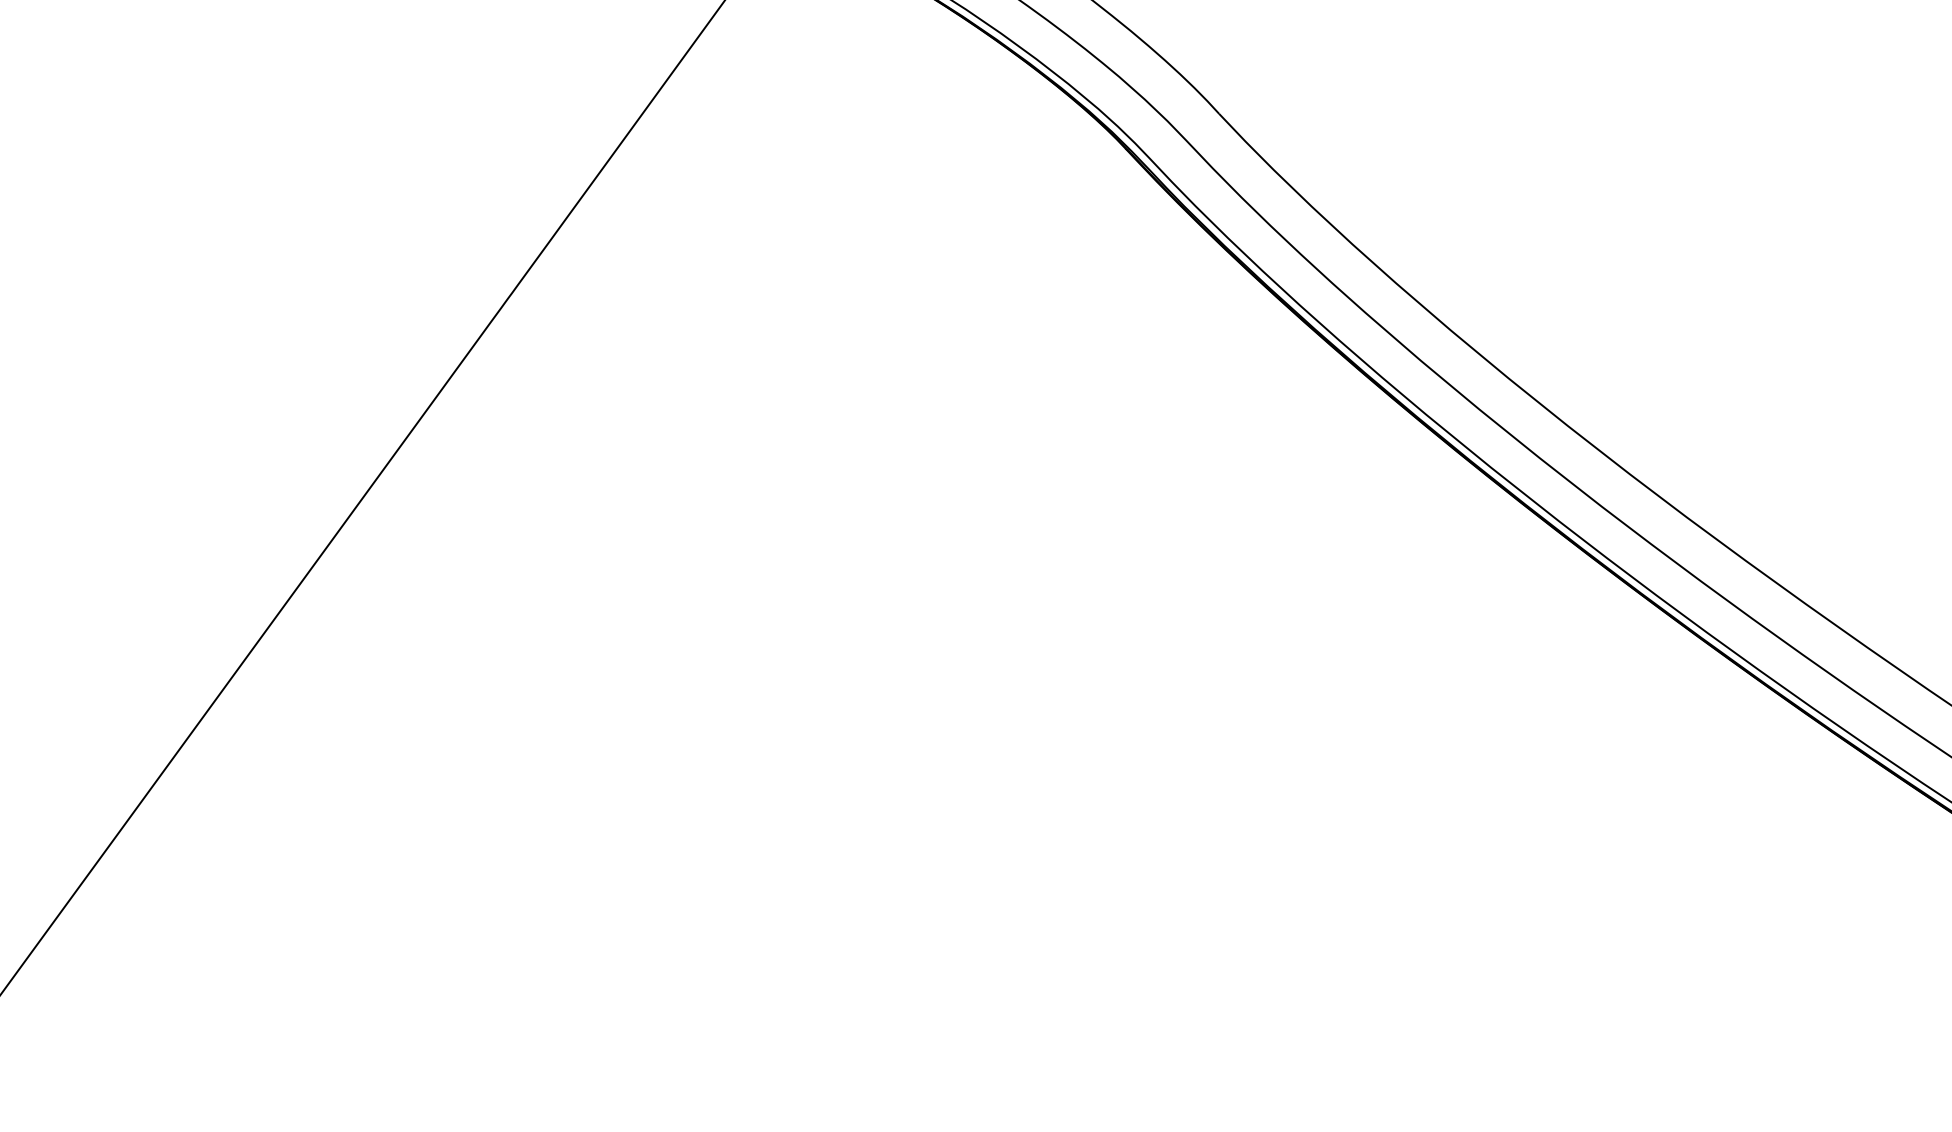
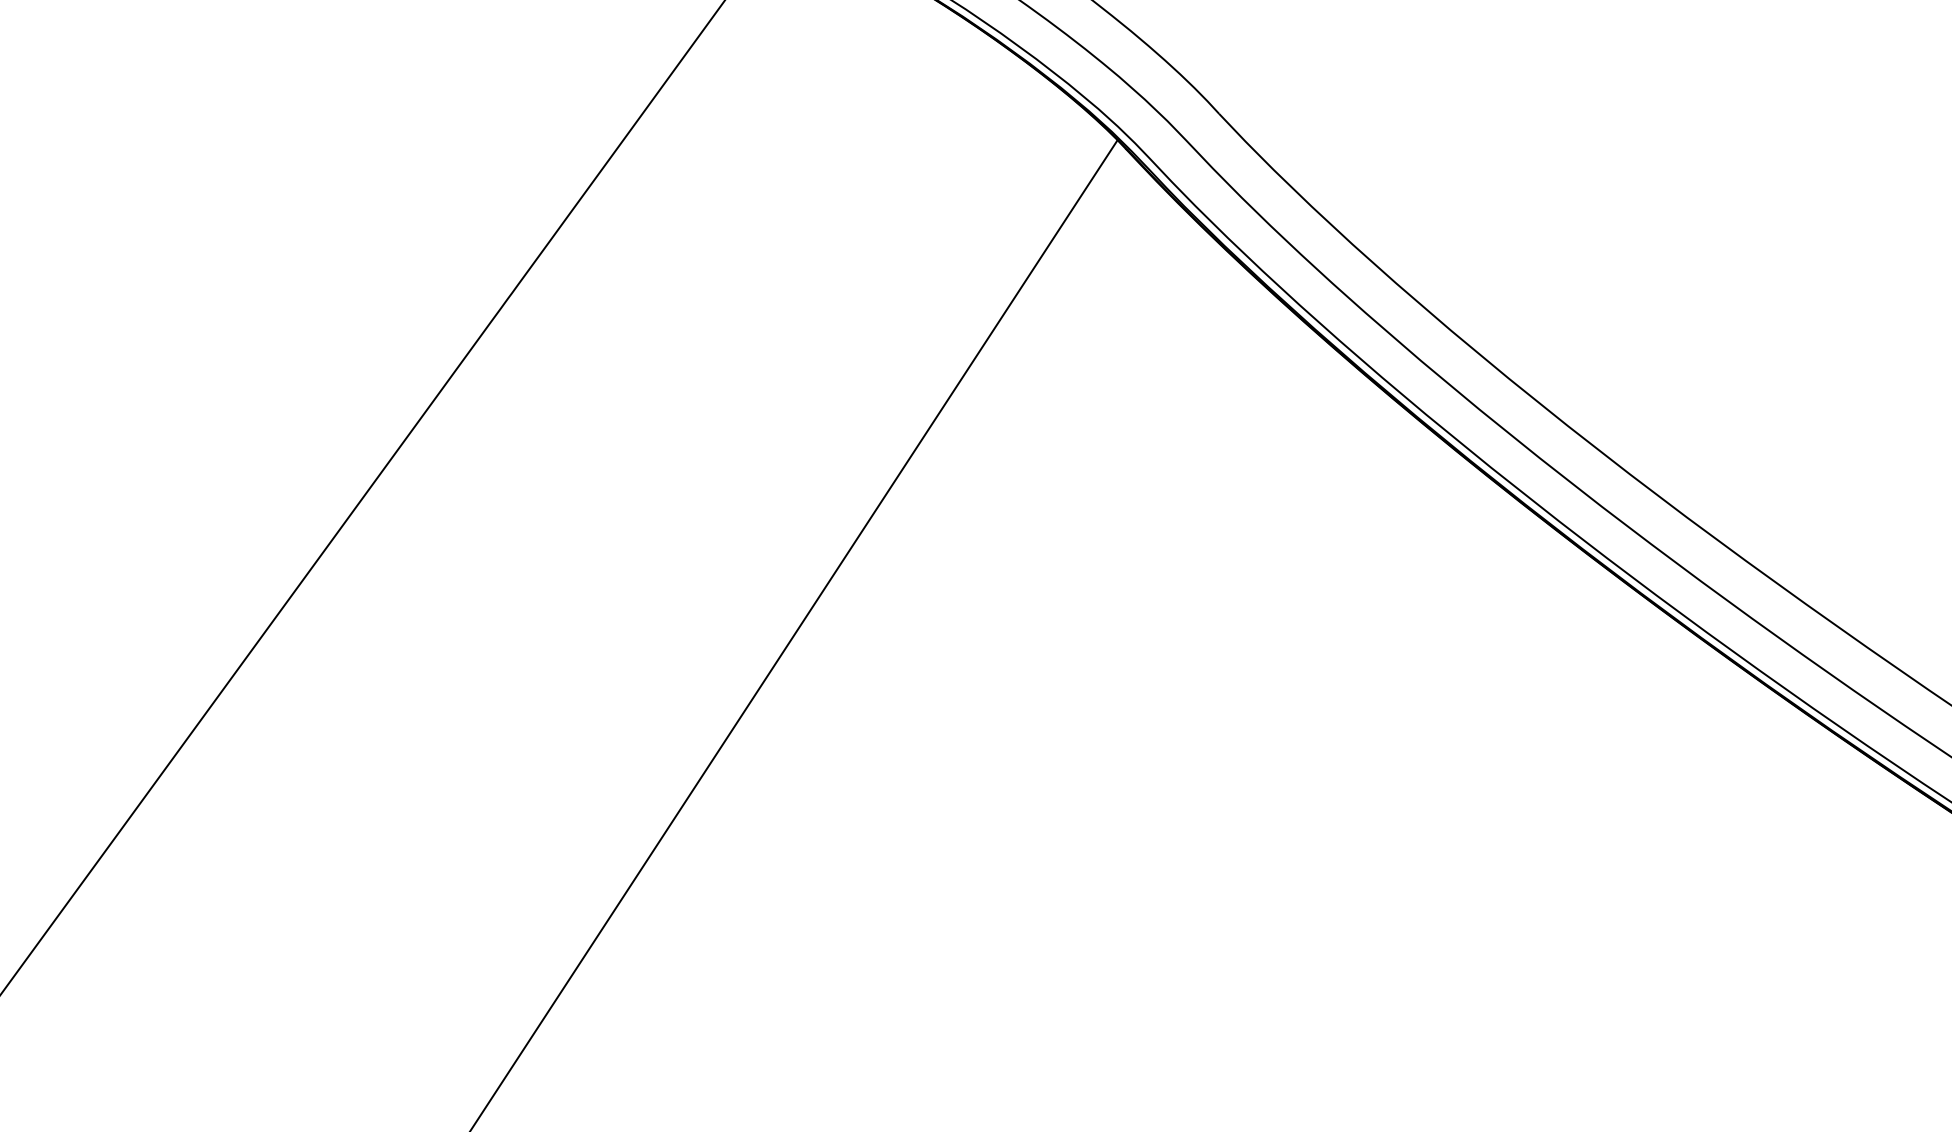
line: none -> present (794, 634)
